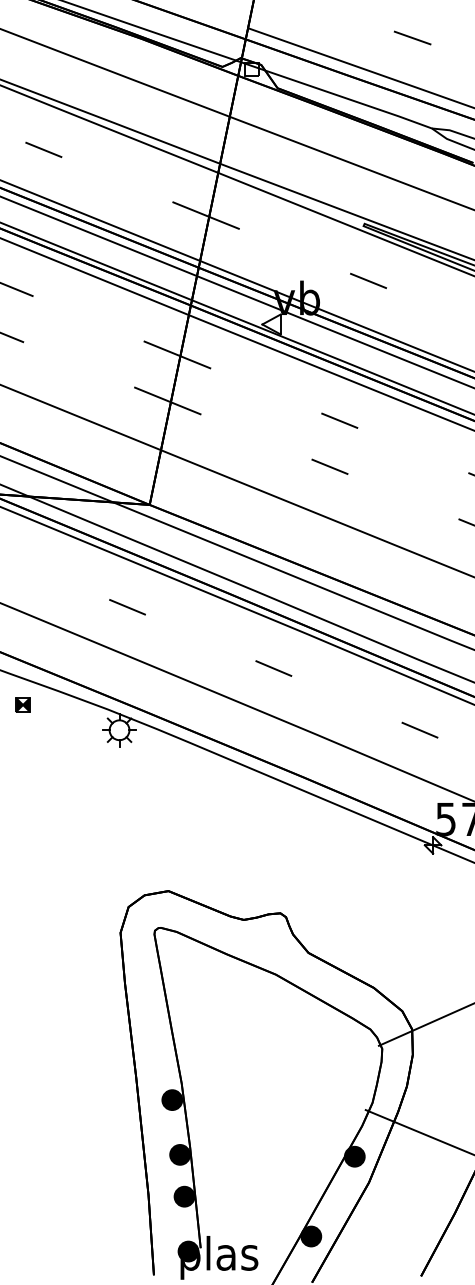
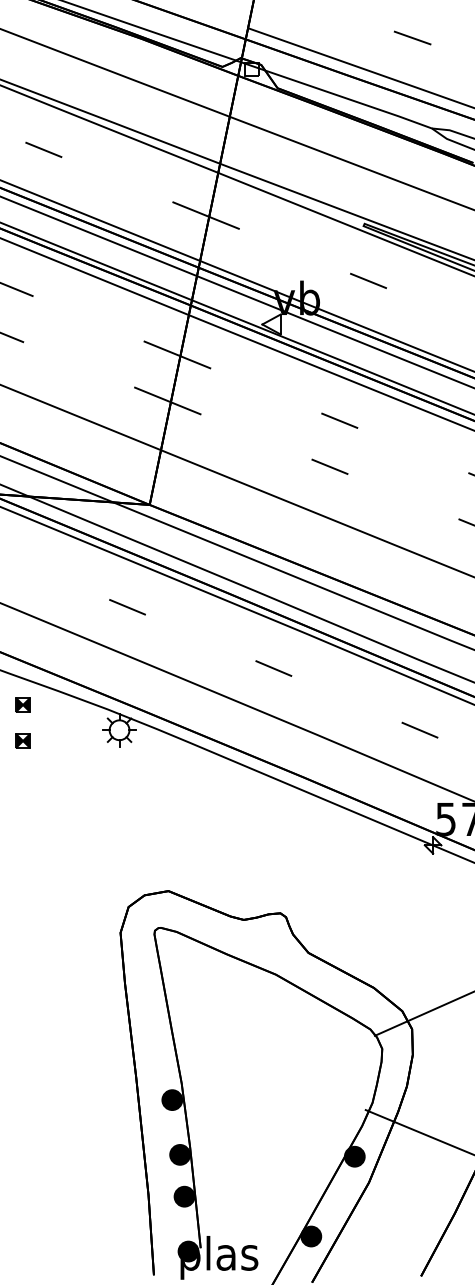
part: none -> present (22, 740)
line position: (424, 1024) -> (422, 1013) (422, 1013)
